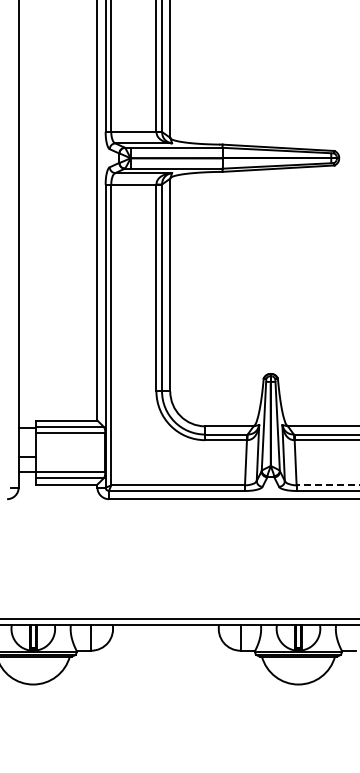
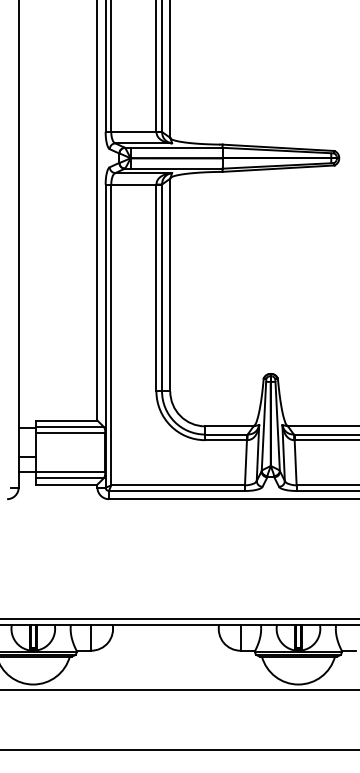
line: dashed -> solid (327, 485)
line: none -> present (179, 690)
line: none -> present (179, 749)
